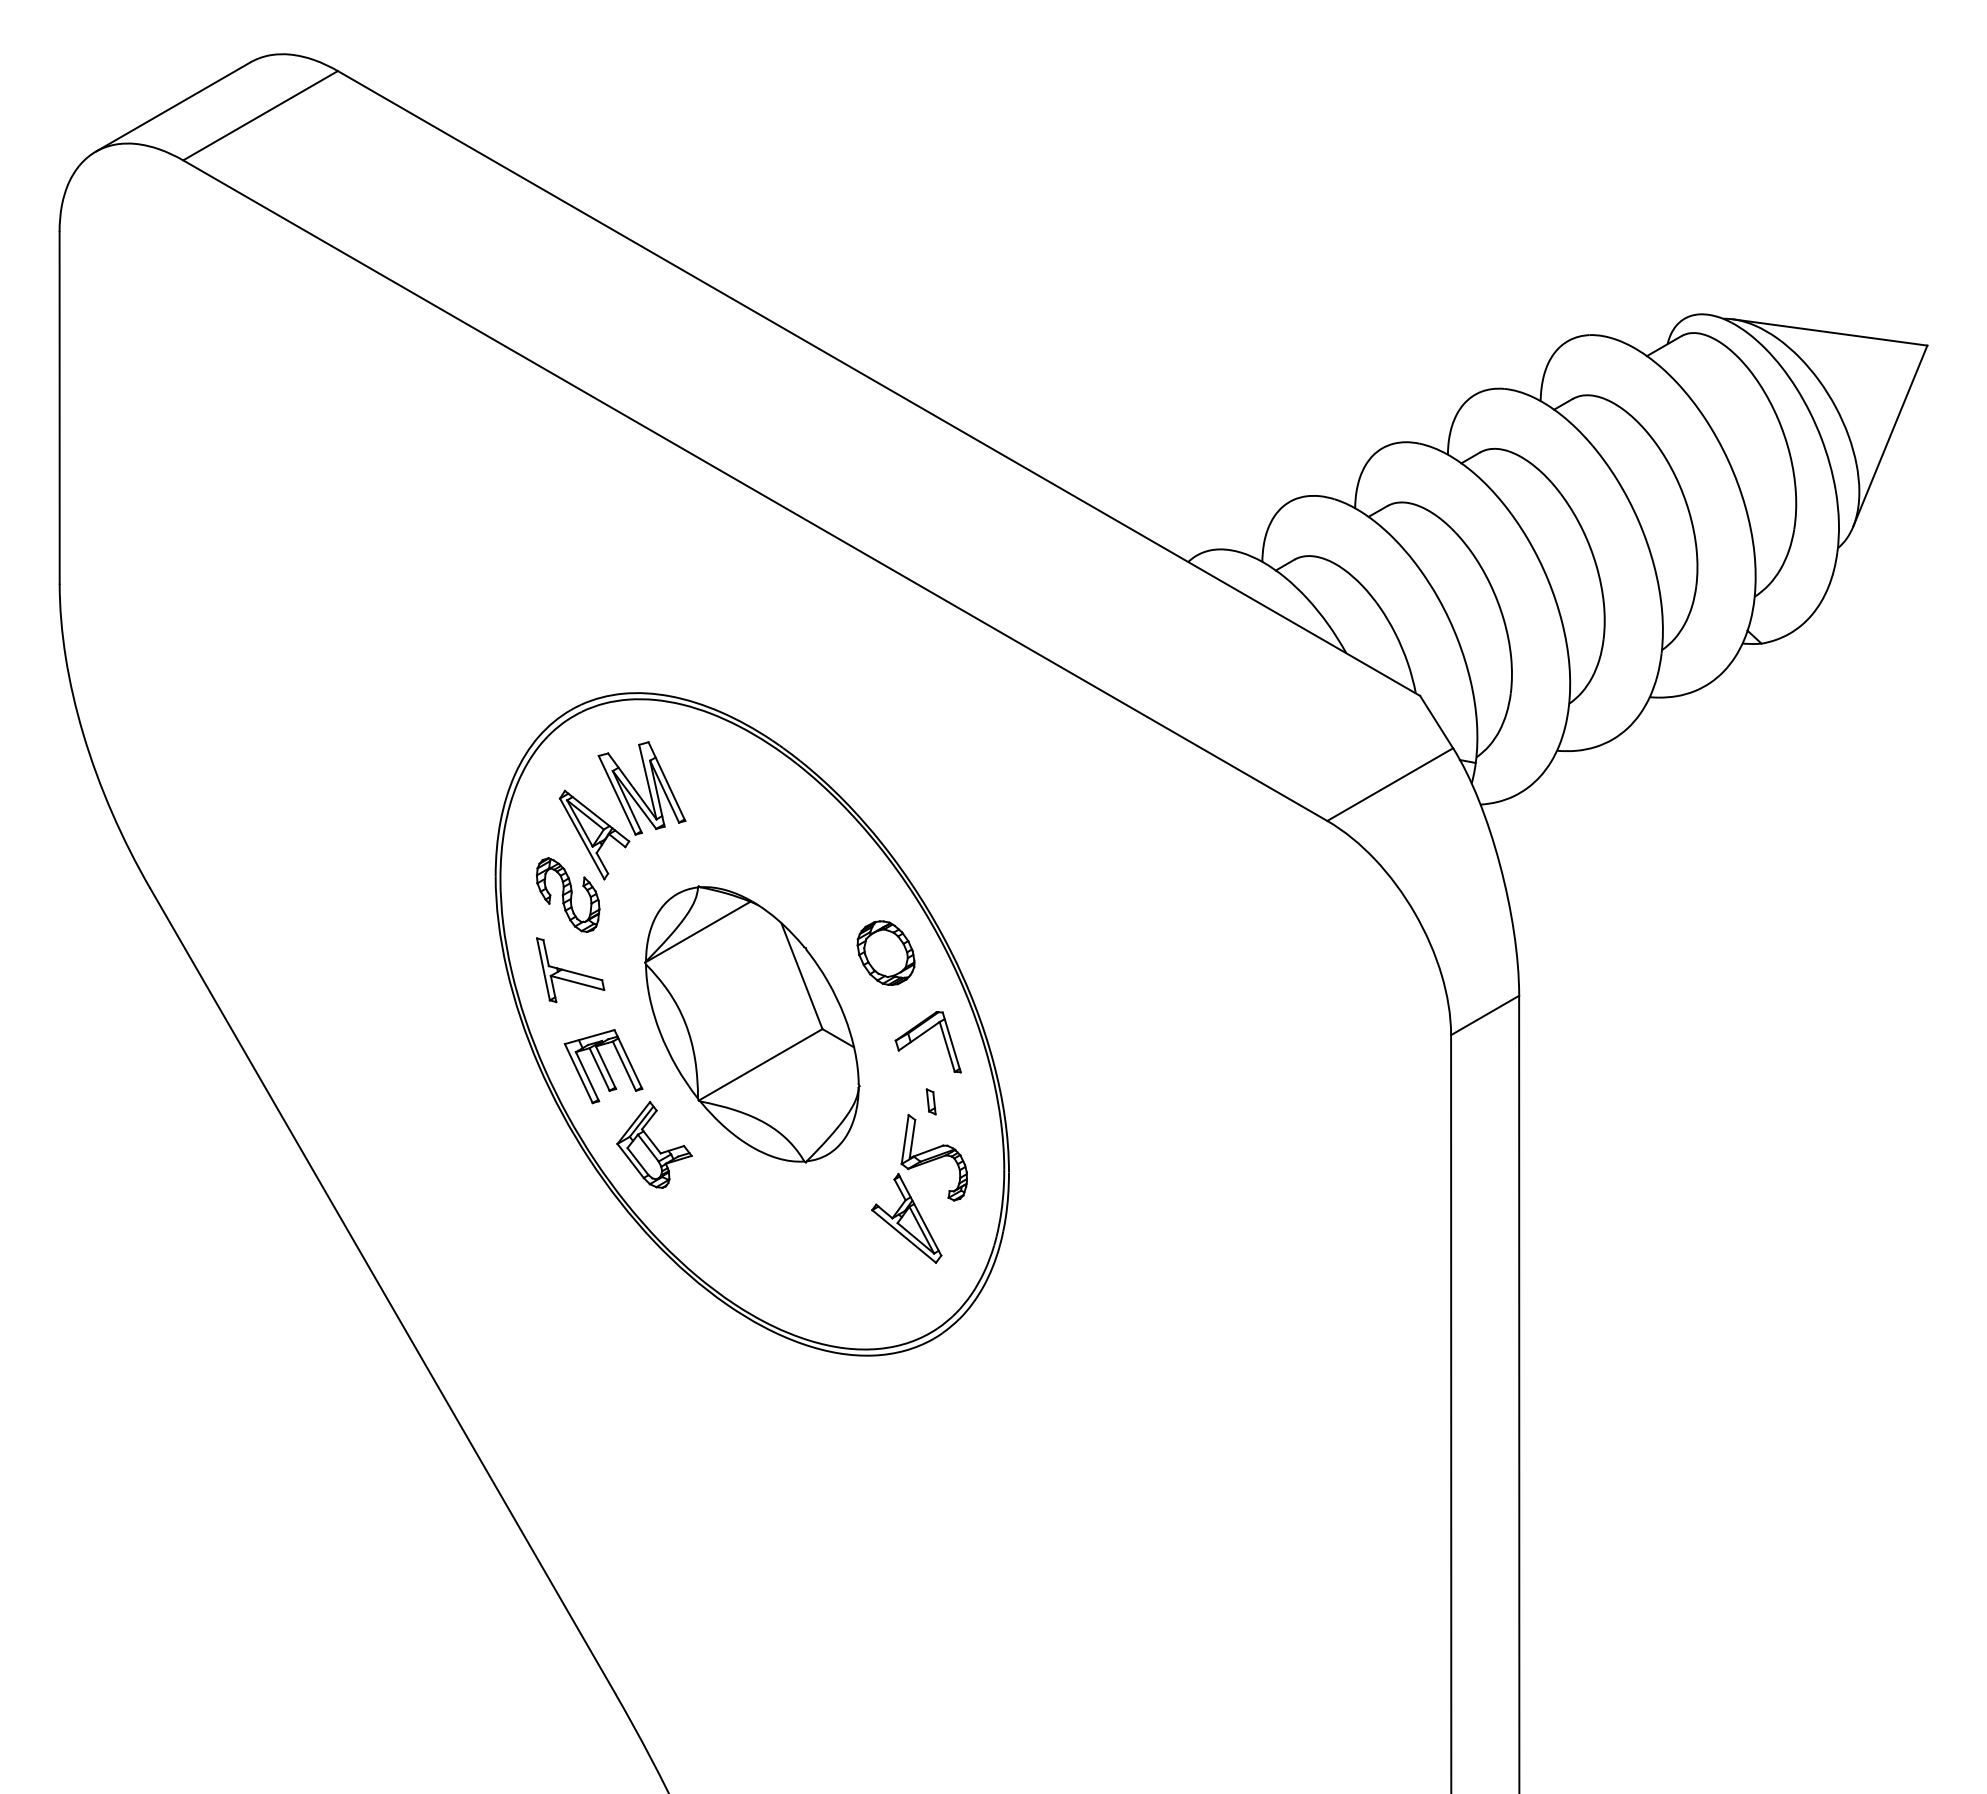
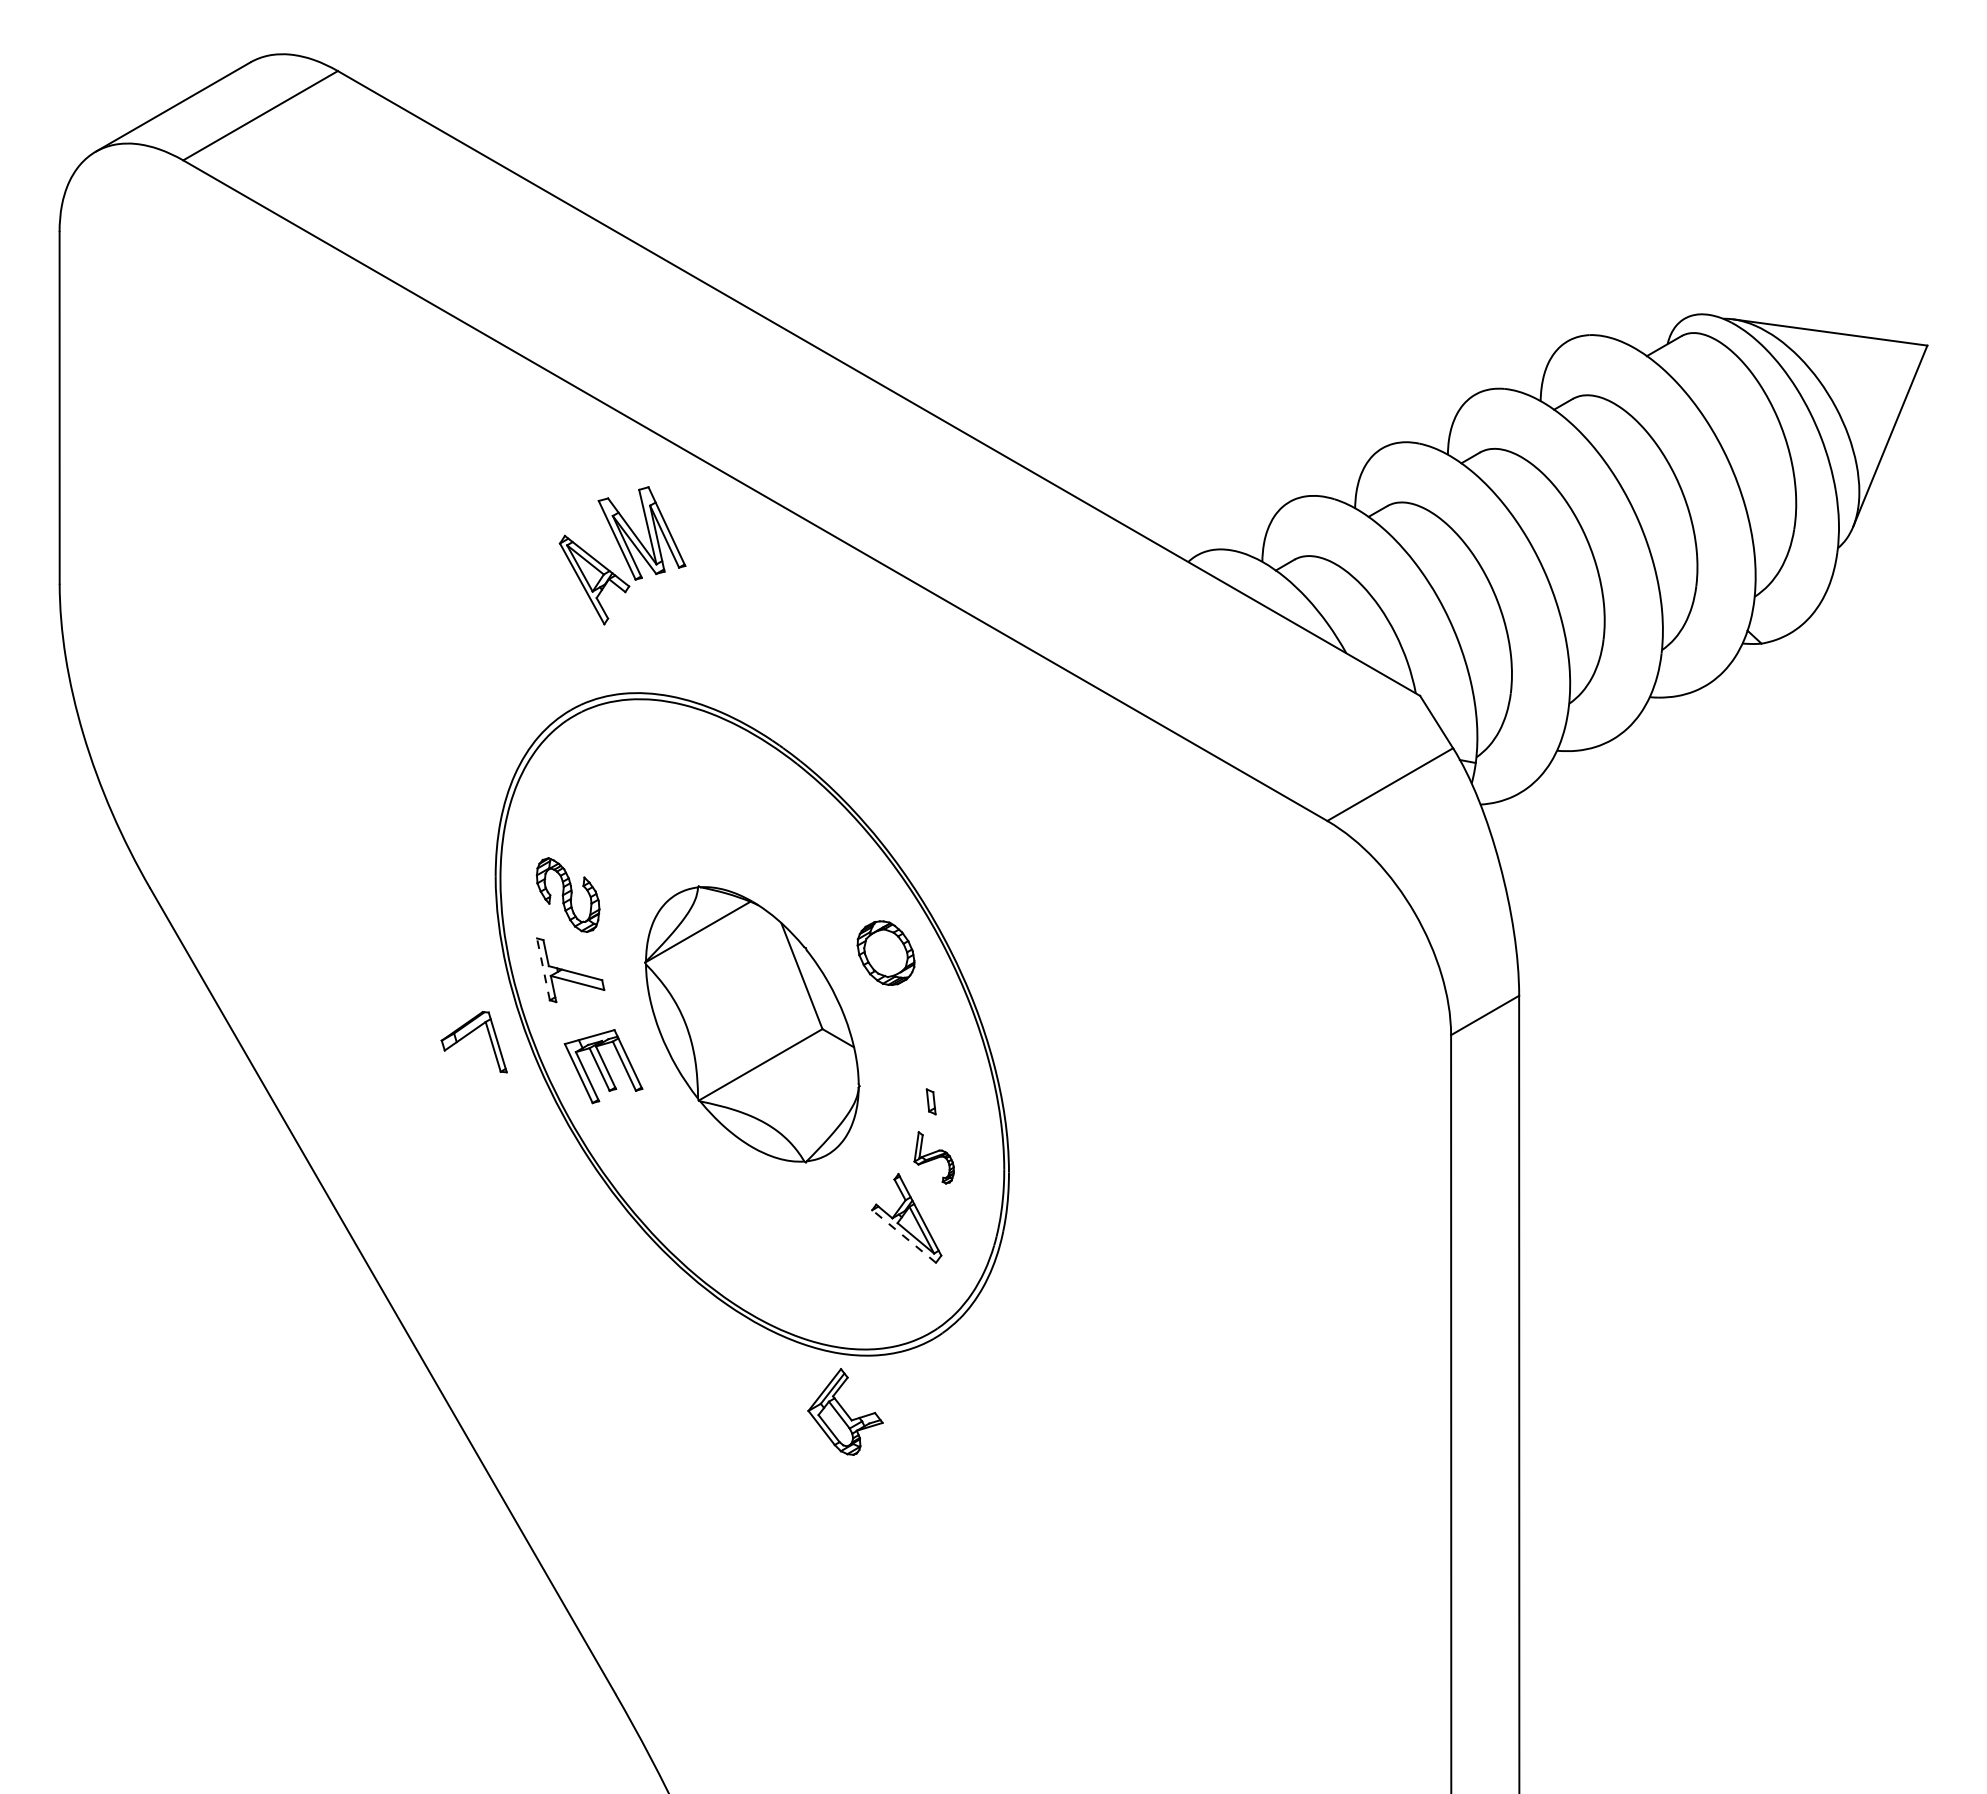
part position: (622, 810) -> (622, 555) (622, 555)
line: solid -> dashed (543, 969)
part position: (922, 1035) -> (468, 1035) (468, 1035)
part position: (654, 1144) -> (845, 1411) (845, 1411)
part size: 68x88 px -> 42x54 px (933, 1157)
line: solid -> dashed (903, 1236)
